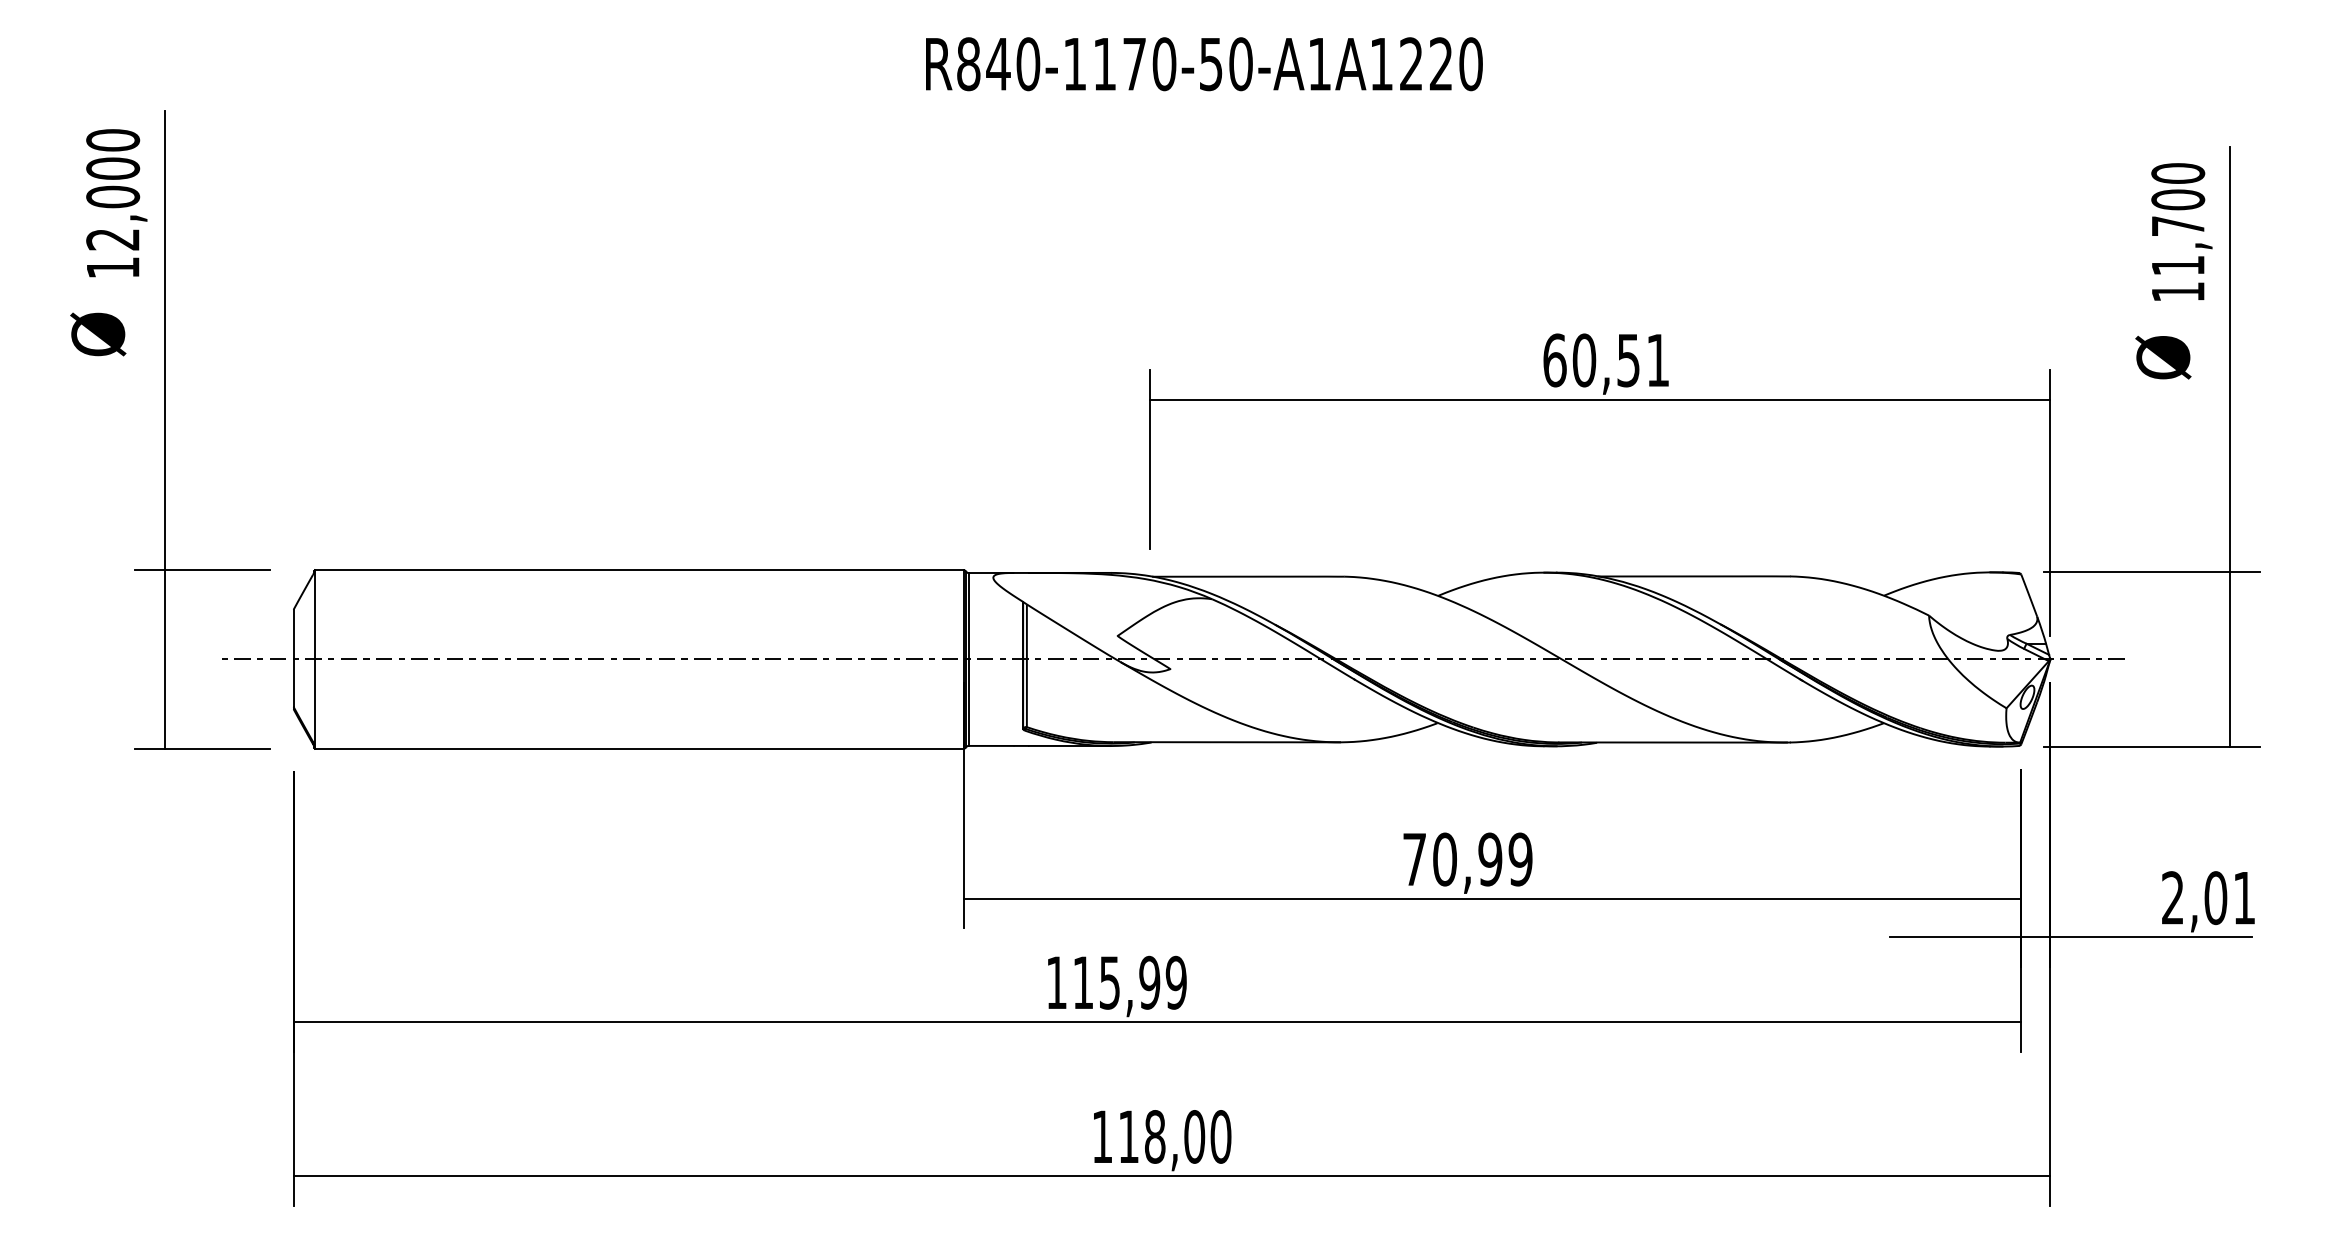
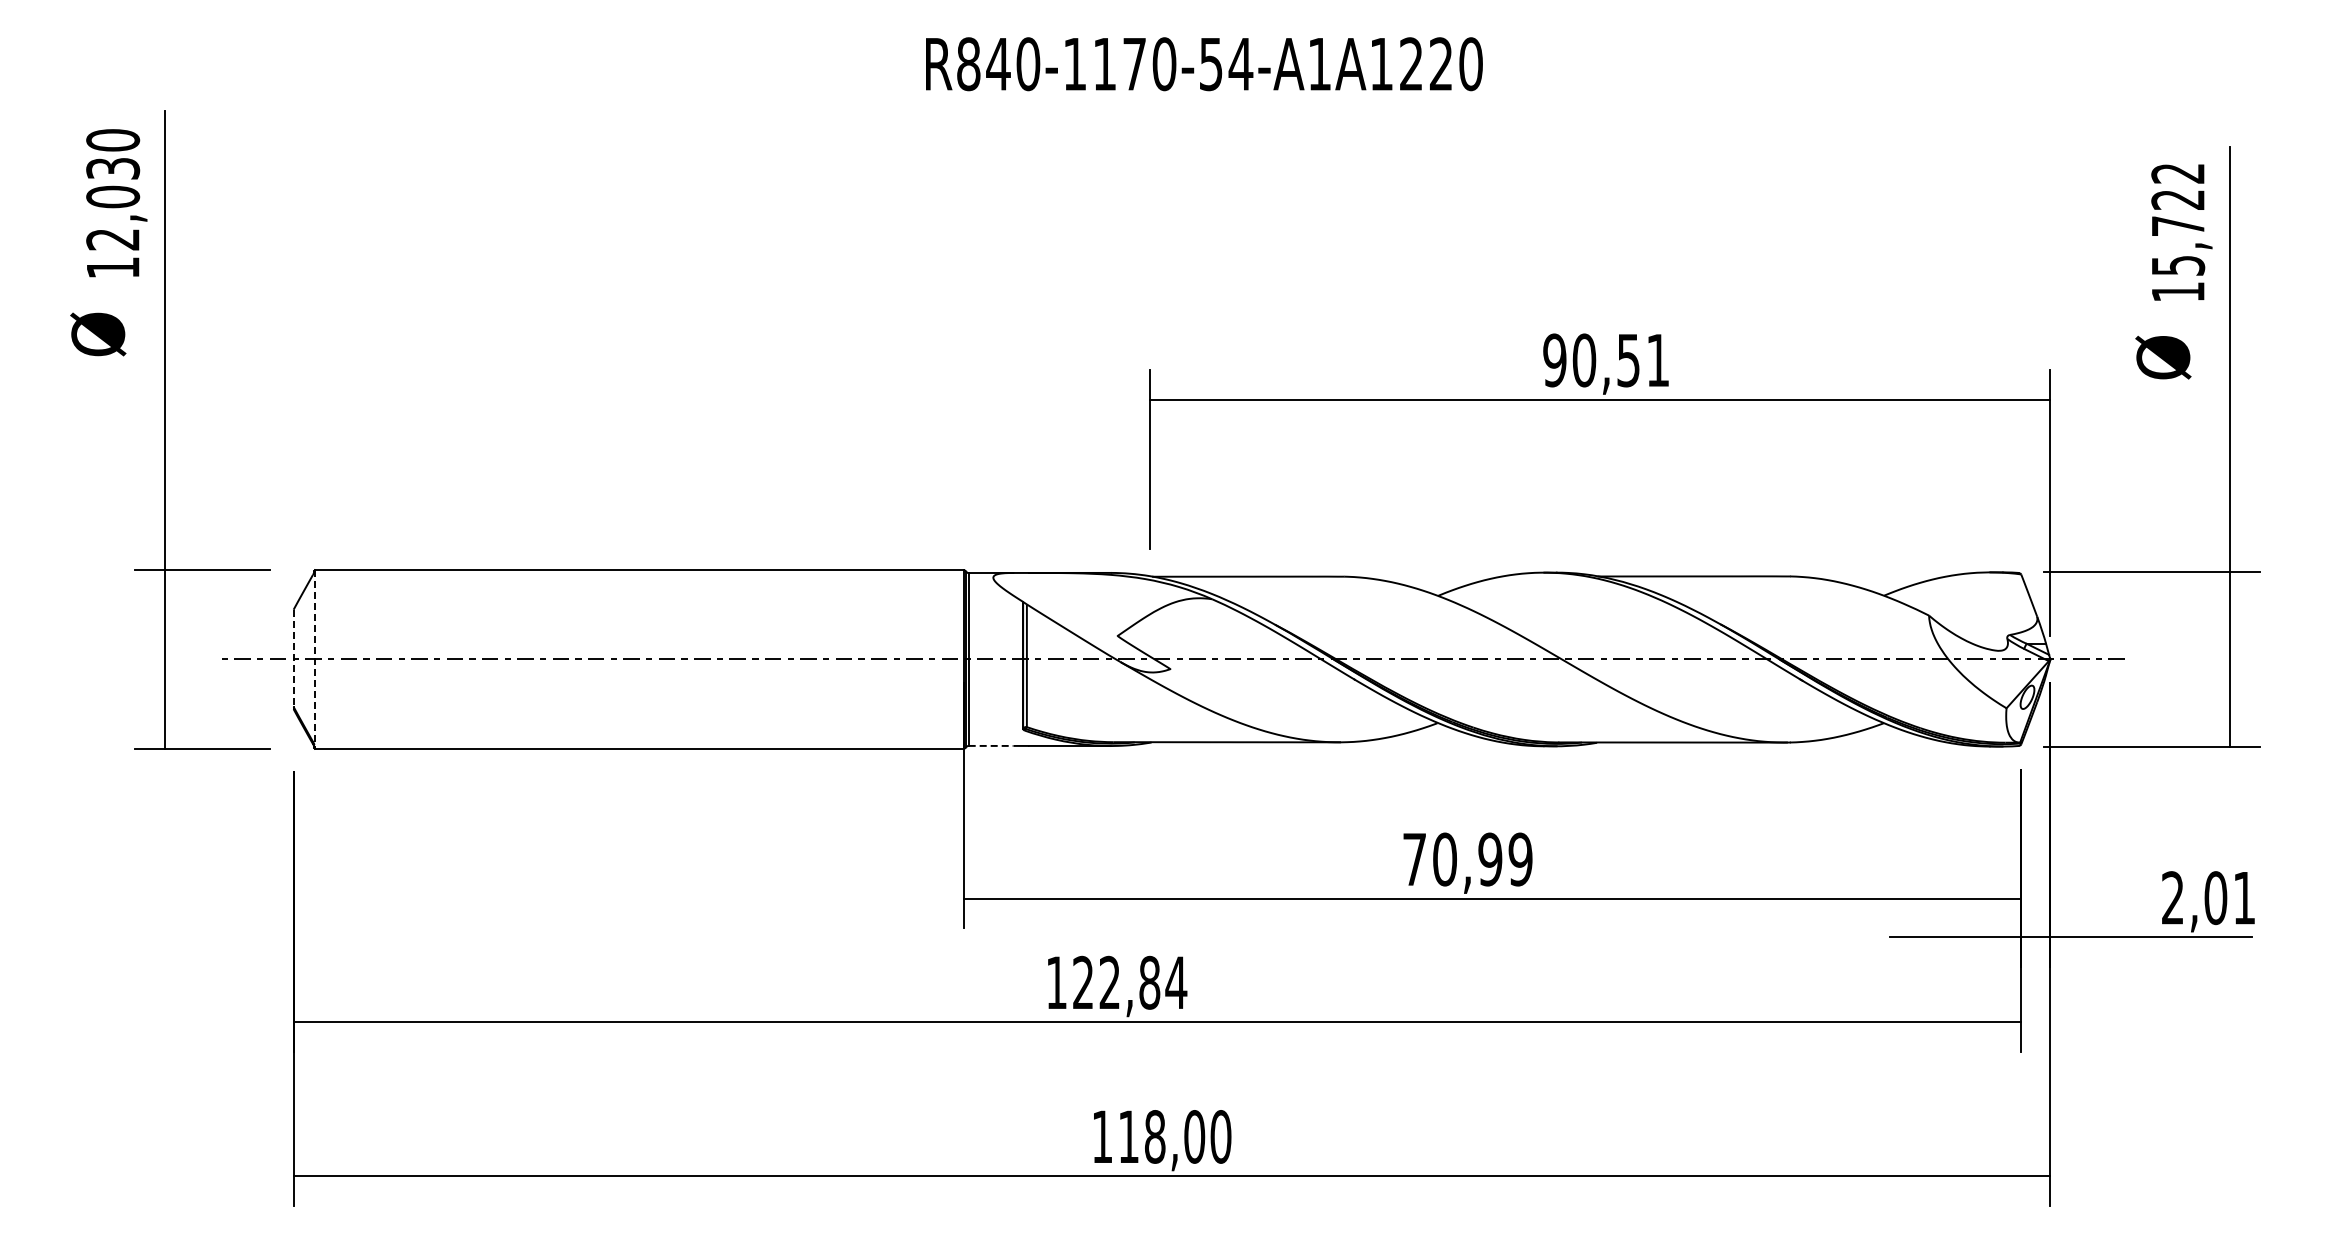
text: R840-1170-50-A1A1220 -> R840-1170-54-A1A1220 (1240, 64)
text: 12,000 -> 12,030 (113, 168)
text: 11,700 -> 15,722 (2178, 219)
text: 60,51 -> 90,51 (1554, 360)
line: solid -> dashed (293, 658)
line: solid -> dashed (315, 659)
line: solid -> dashed (991, 745)
text: 115,99 -> 122,84 (1130, 982)
